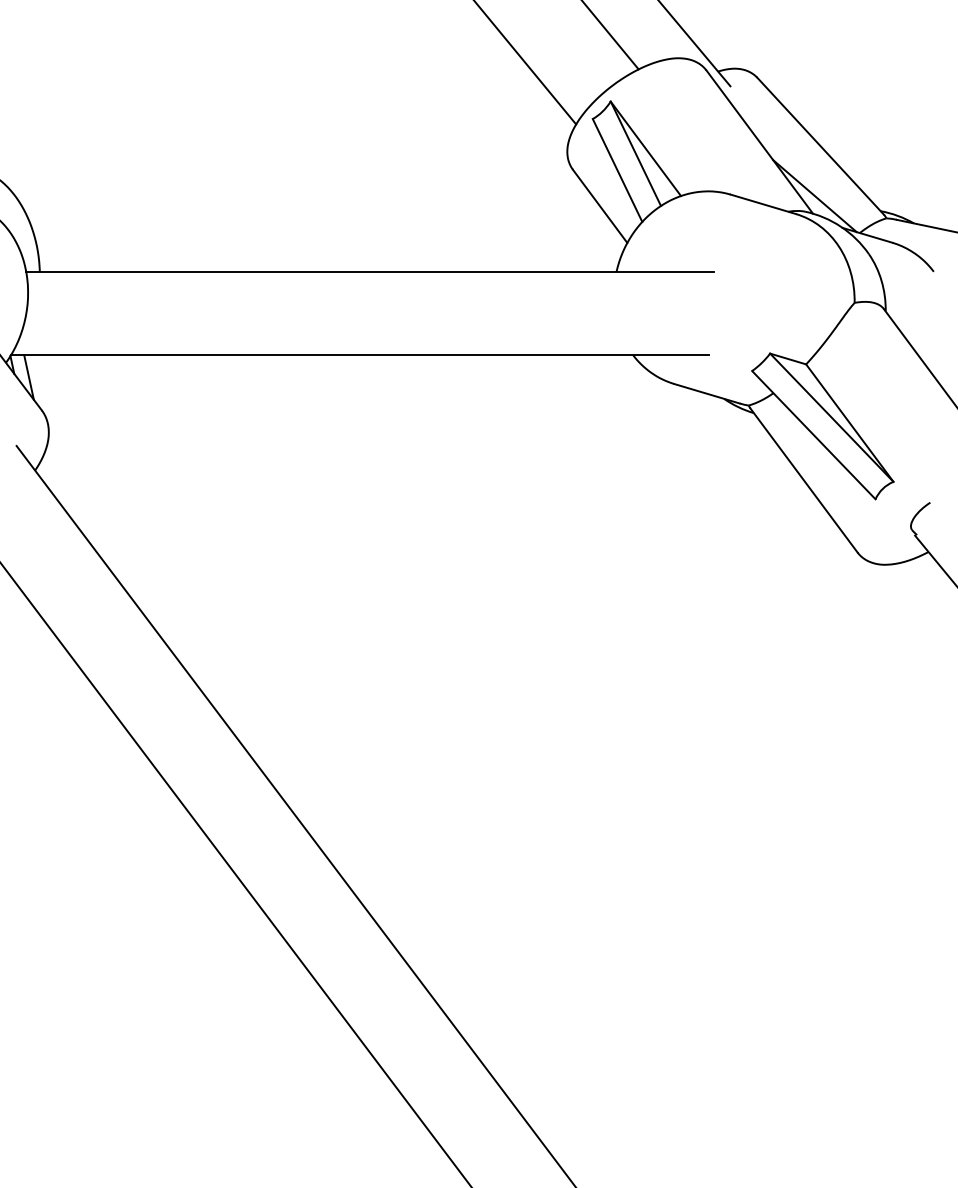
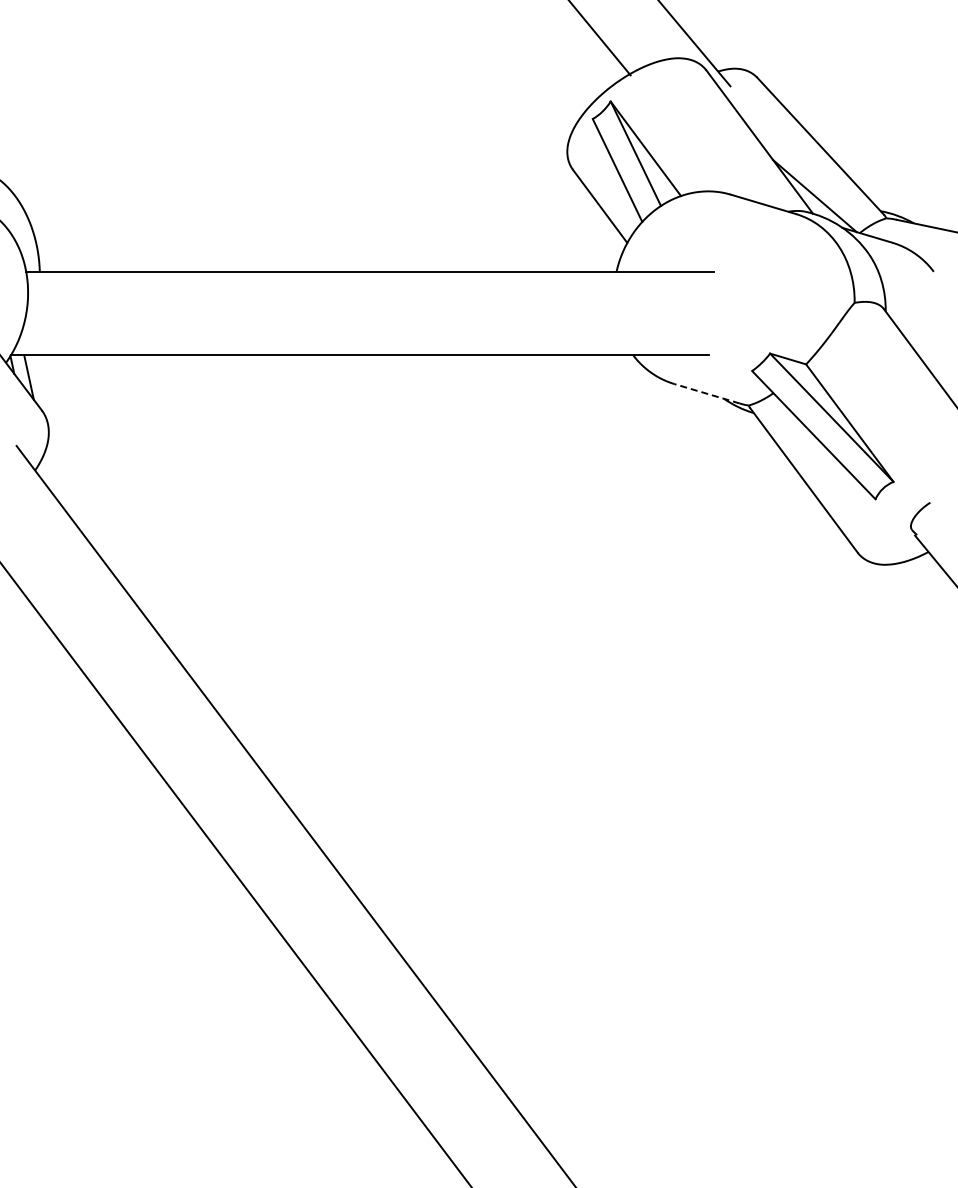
line position: (610, 35) -> (600, 38) (600, 38)
line: present -> none (525, 63)
line: solid -> dashed (706, 393)
